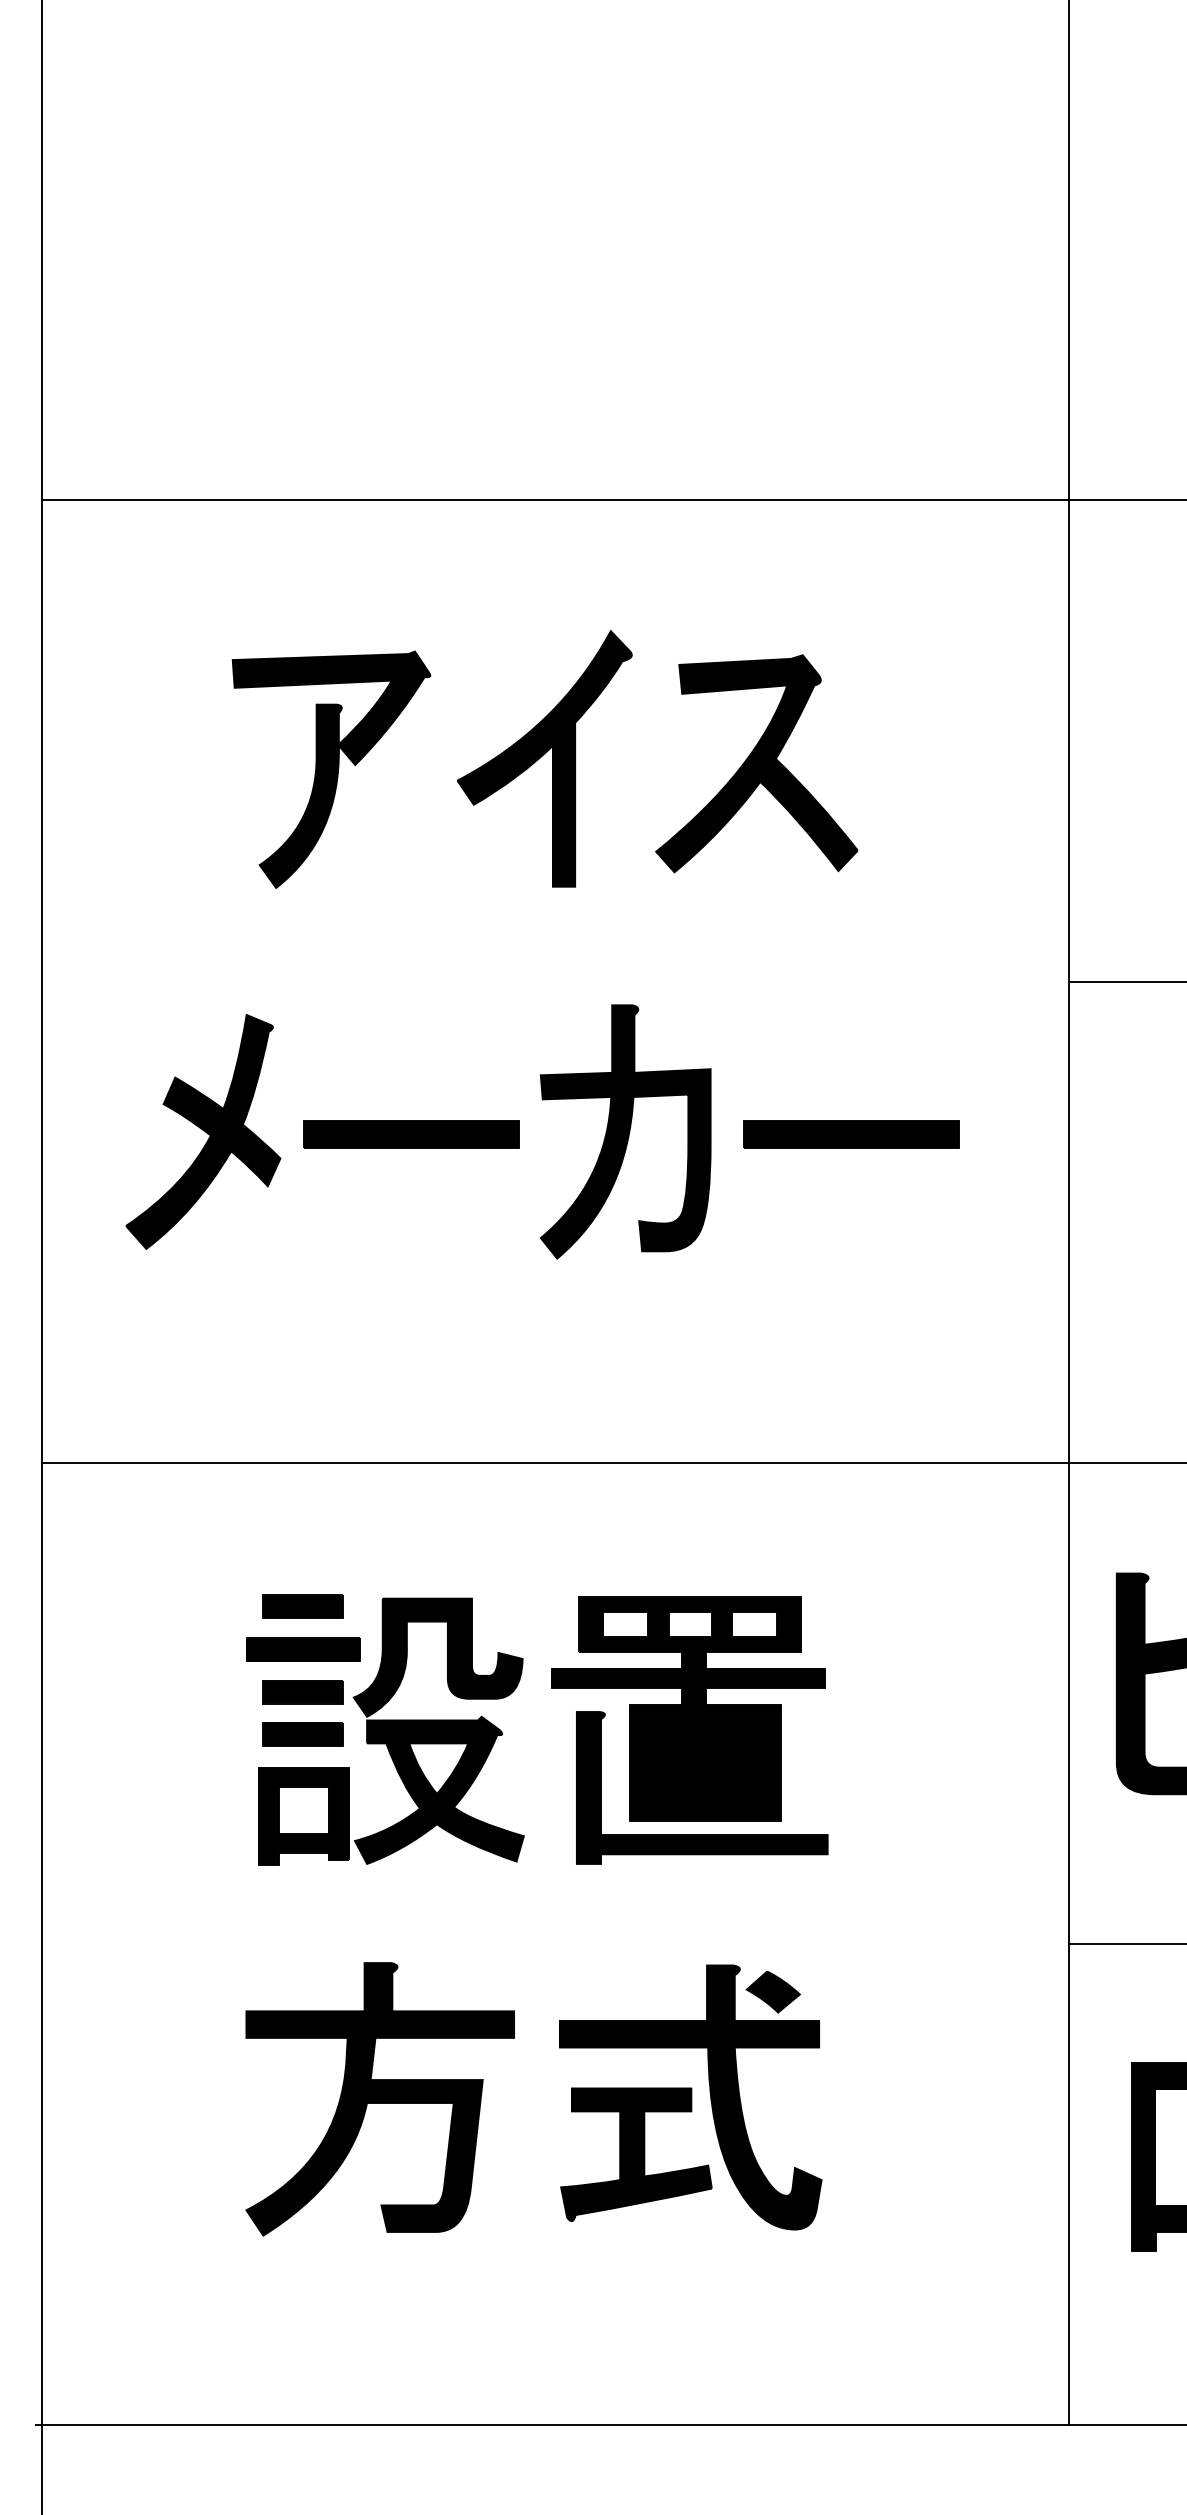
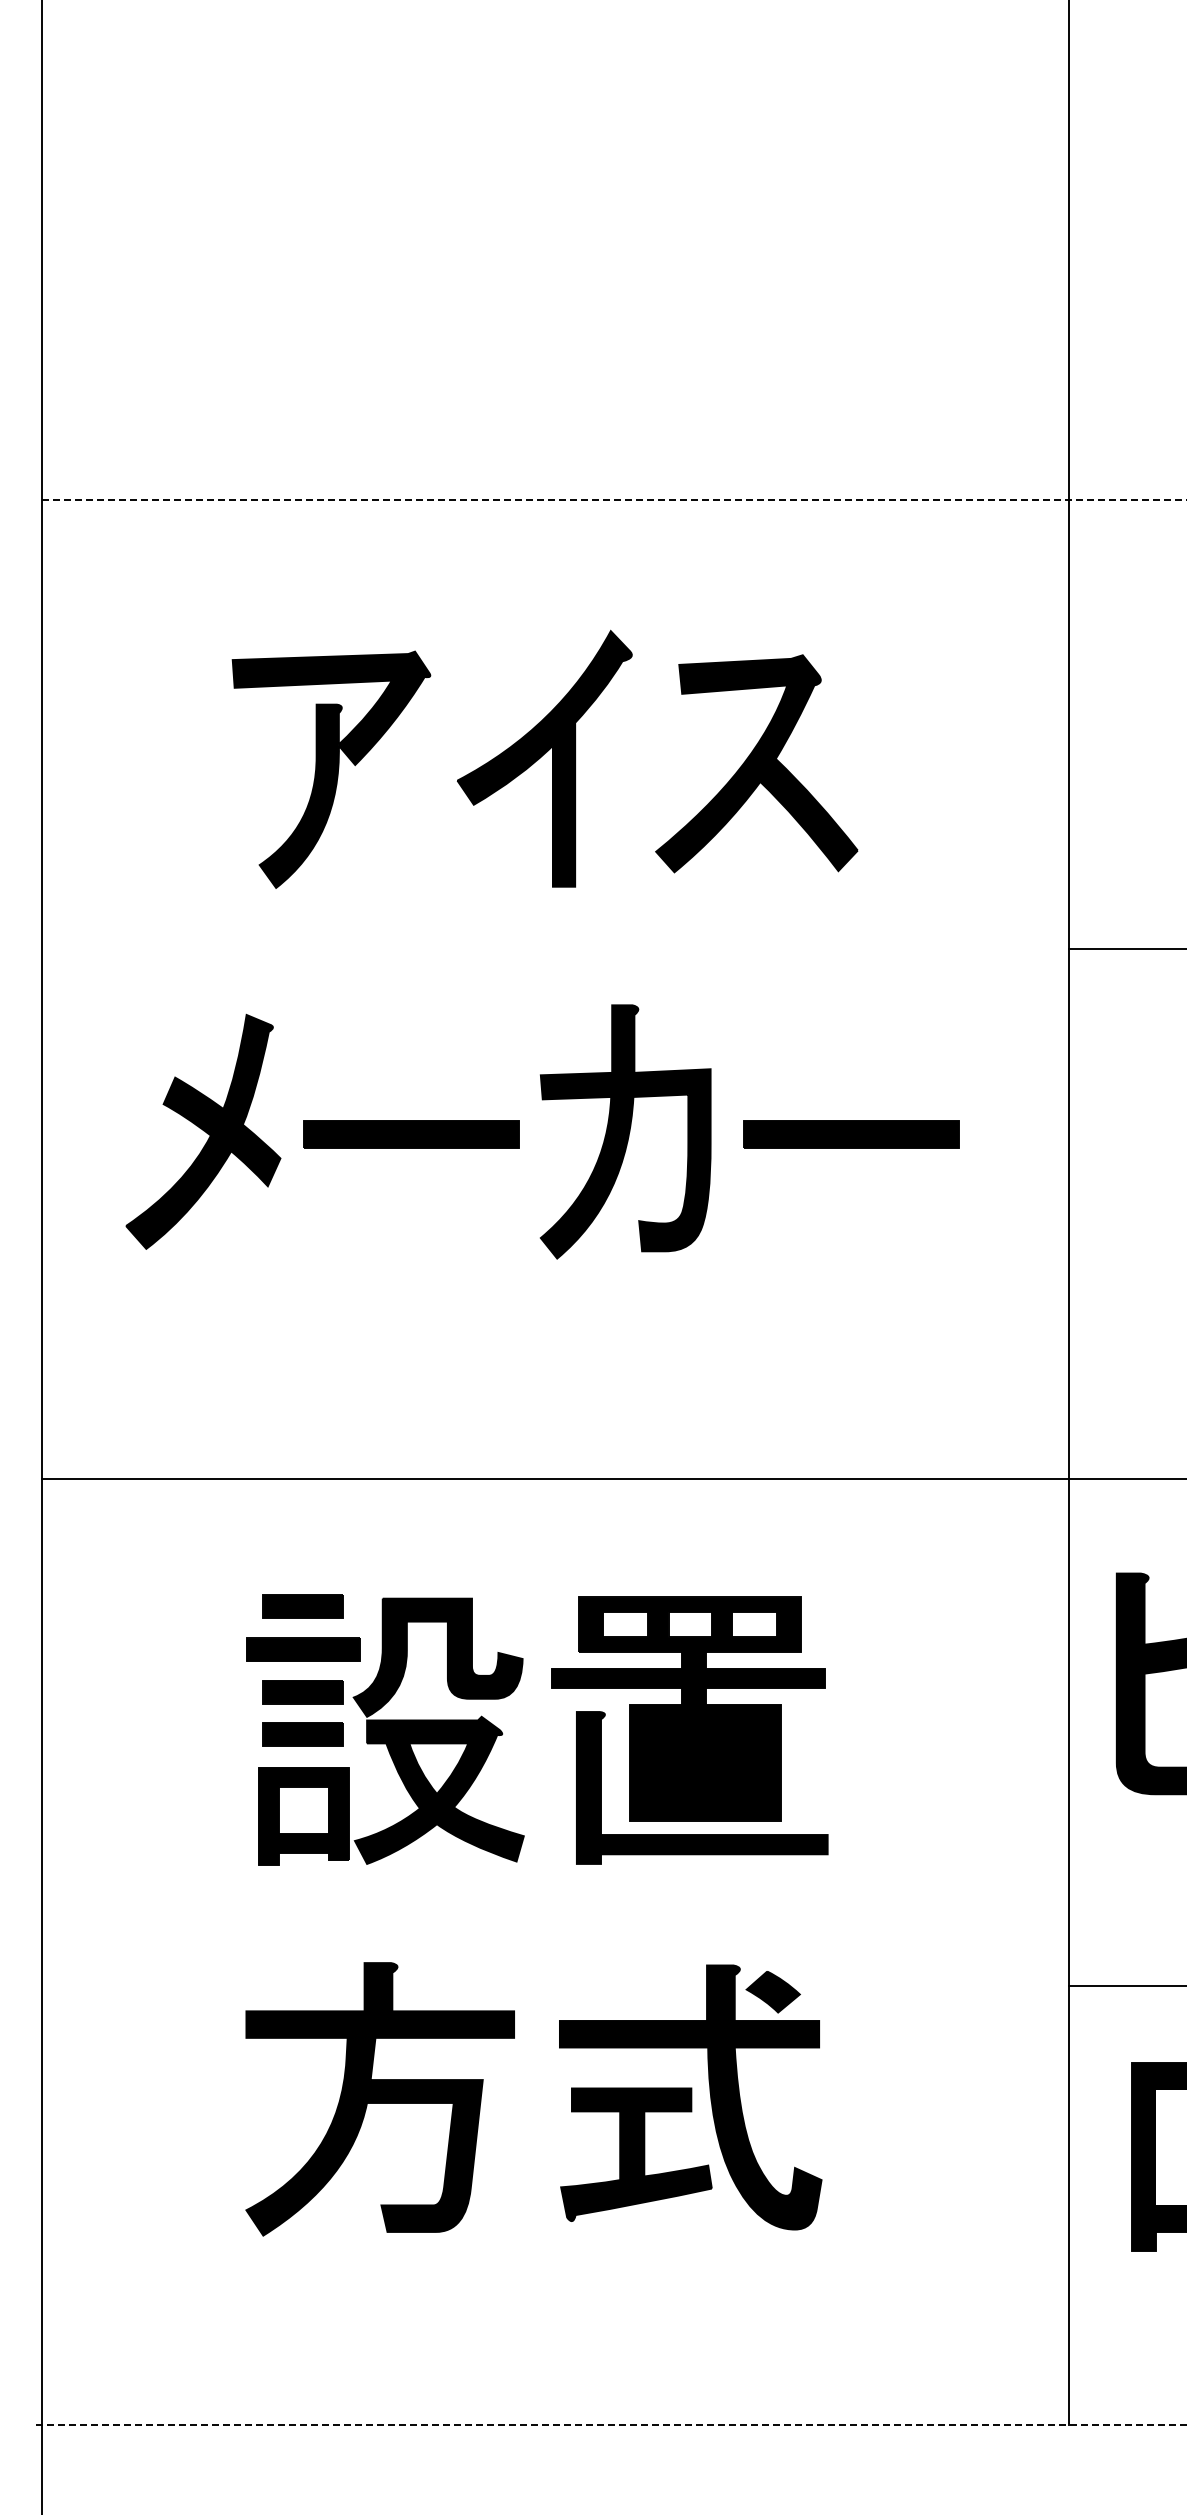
line: solid -> dashed (613, 500)
line position: (1126, 981) -> (1126, 948) (1126, 948)
line position: (612, 1462) -> (612, 1478) (612, 1478)
line position: (1126, 1943) -> (1126, 1985) (1126, 1985)
line: solid -> dashed (611, 2425)
